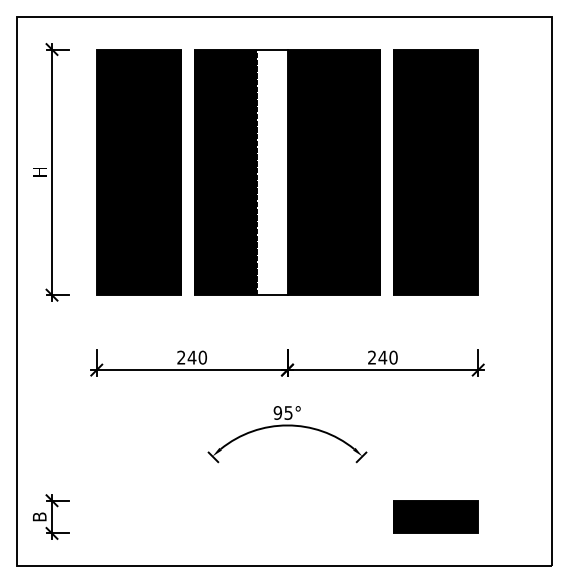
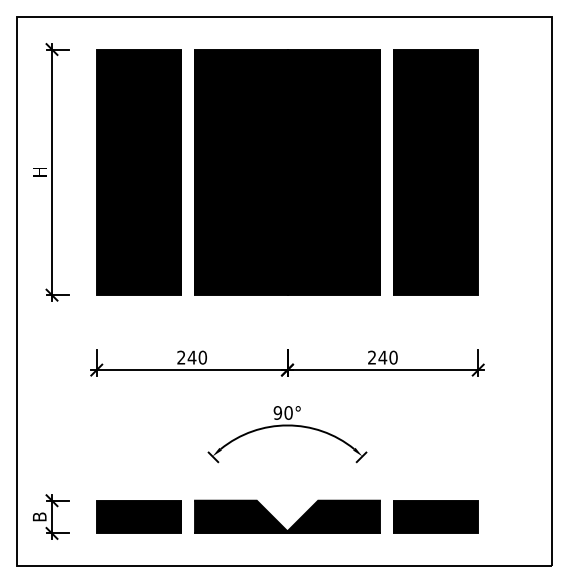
fill: none -> present (271, 172)
text: 95° -> 90° (288, 412)
part: none -> present (138, 516)
part: none -> present (280, 523)
